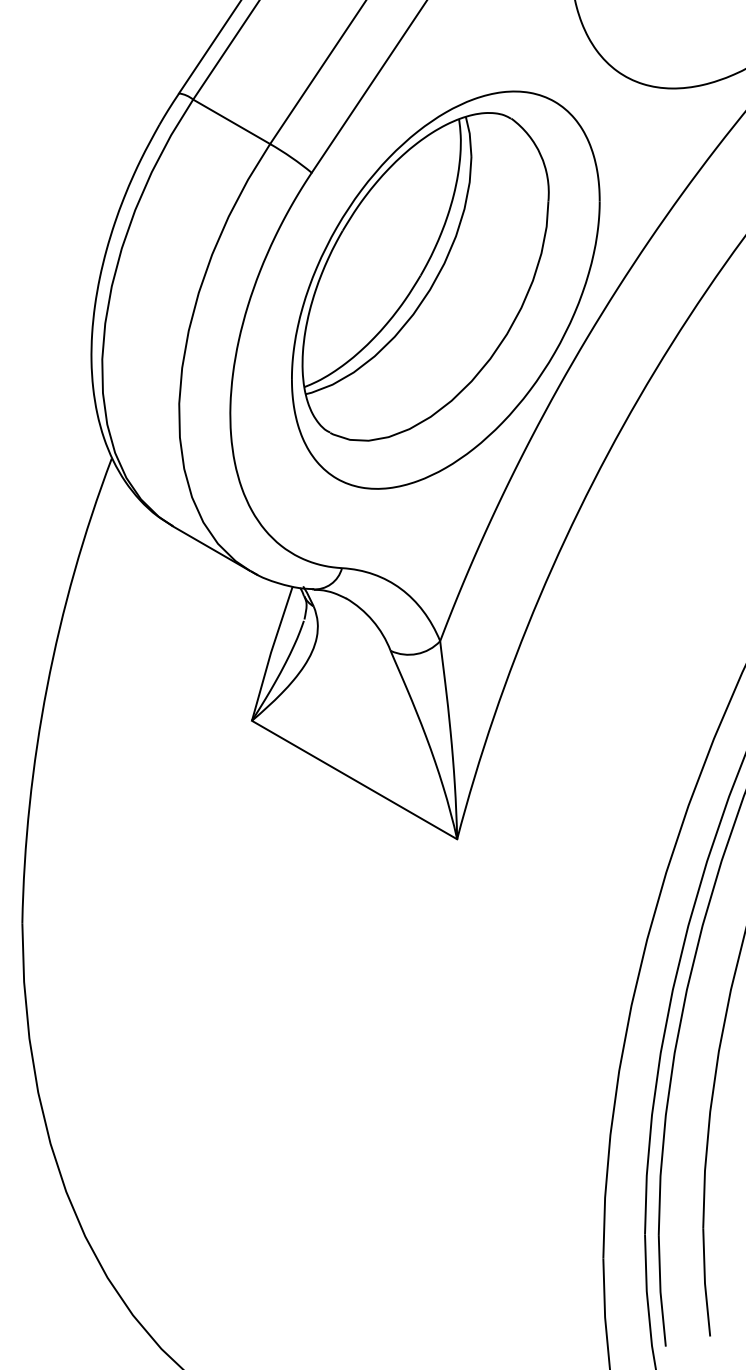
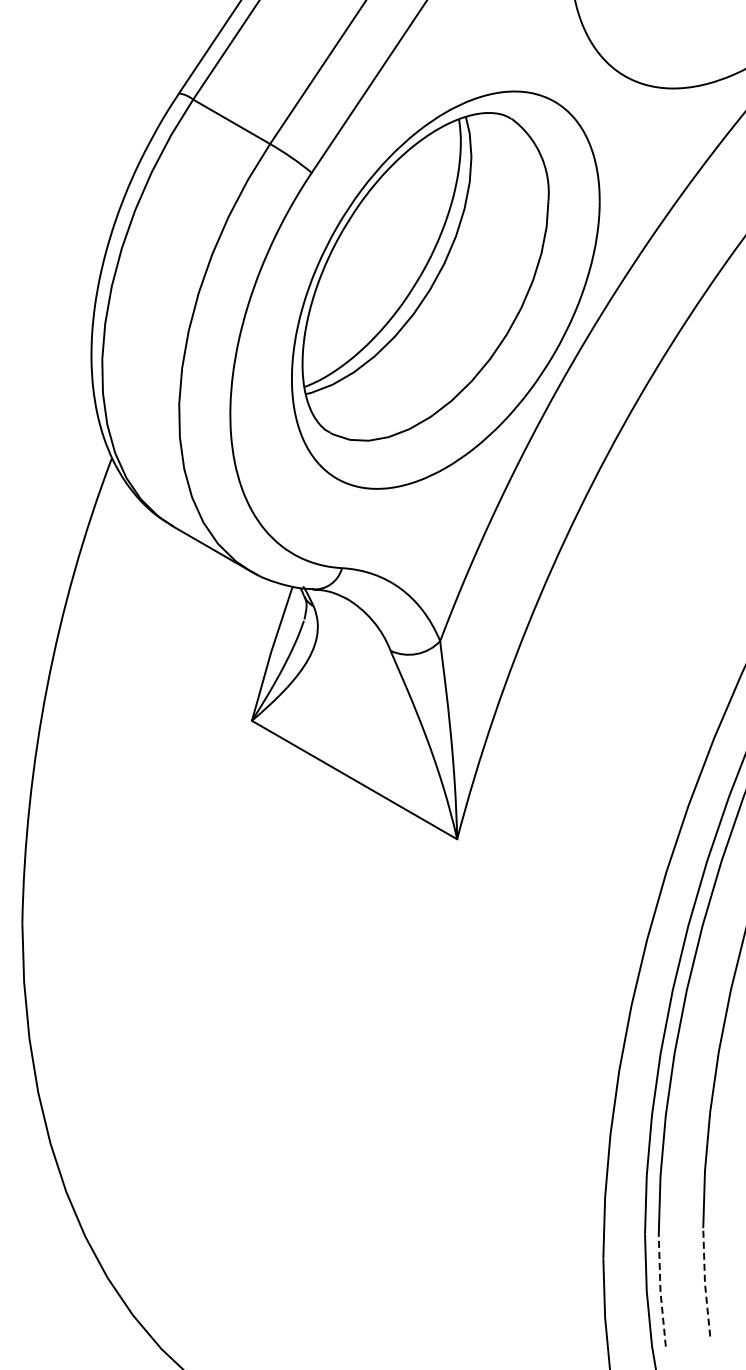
line: solid -> dashed (704, 1282)
line: solid -> dashed (660, 1291)
